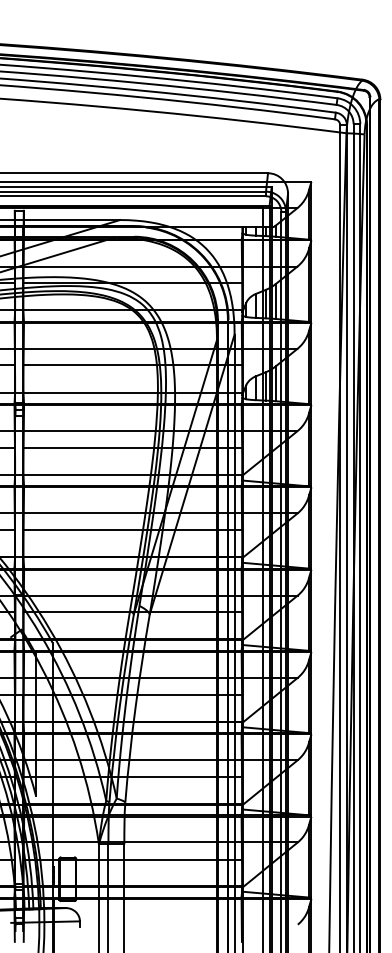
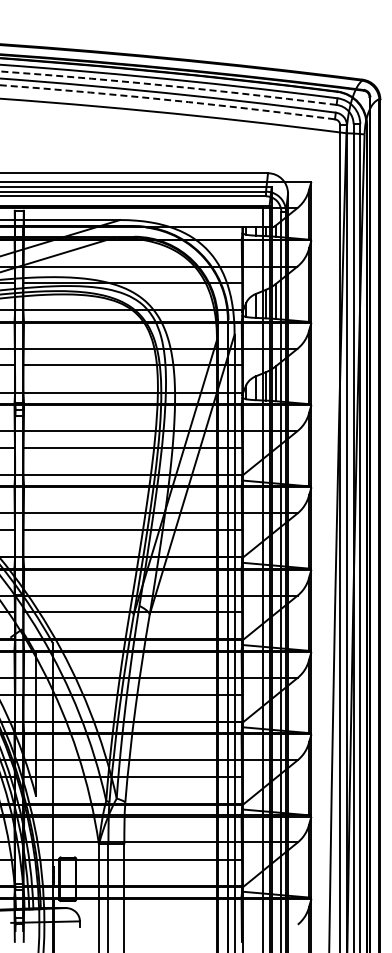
arc: solid -> dashed (168, 85)
arc: solid -> dashed (167, 100)
